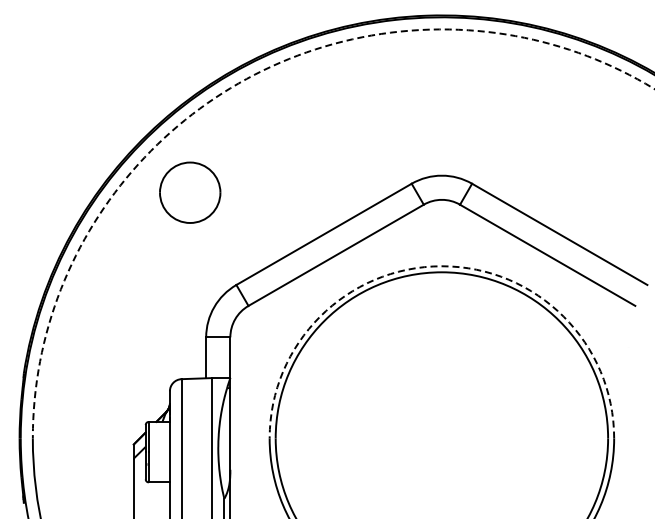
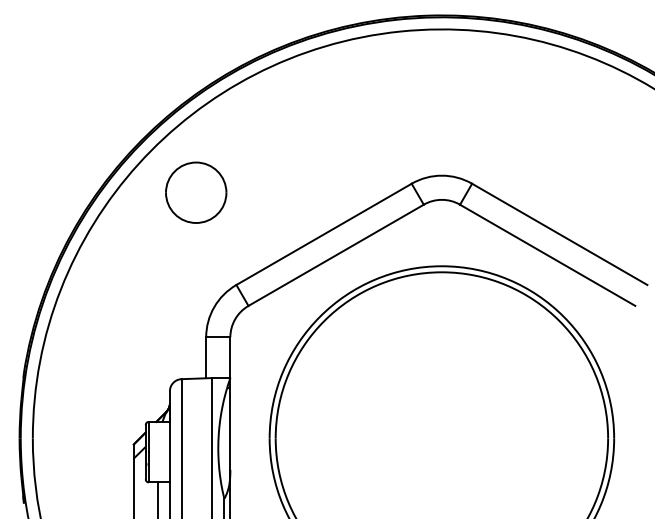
arc: dashed -> solid (245, 79)
part position: (190, 192) -> (196, 192) (196, 192)
arc: dashed -> solid (441, 266)
line: none -> present (157, 498)
